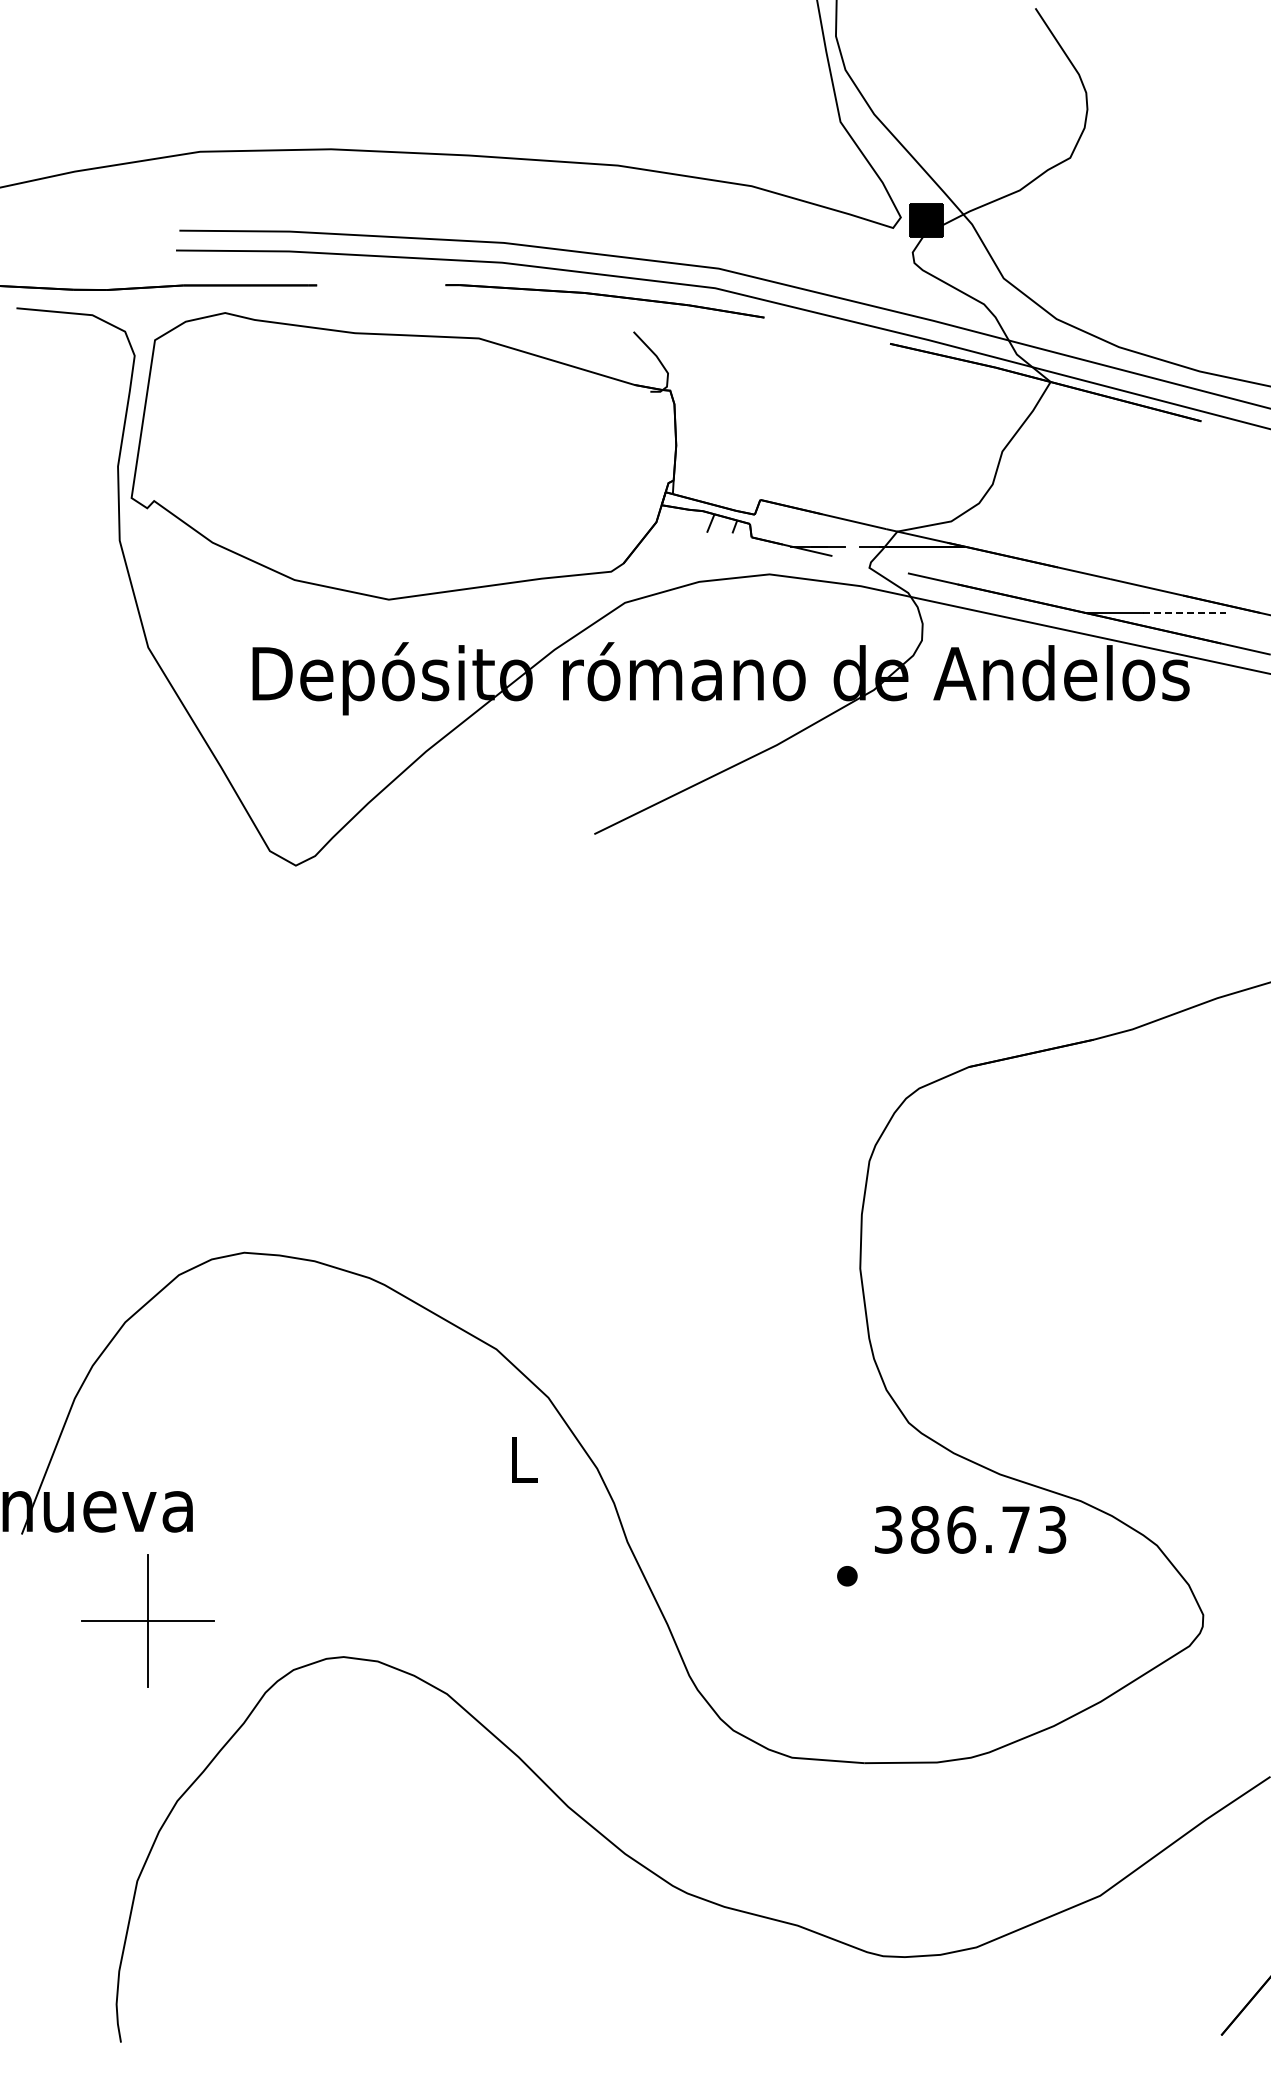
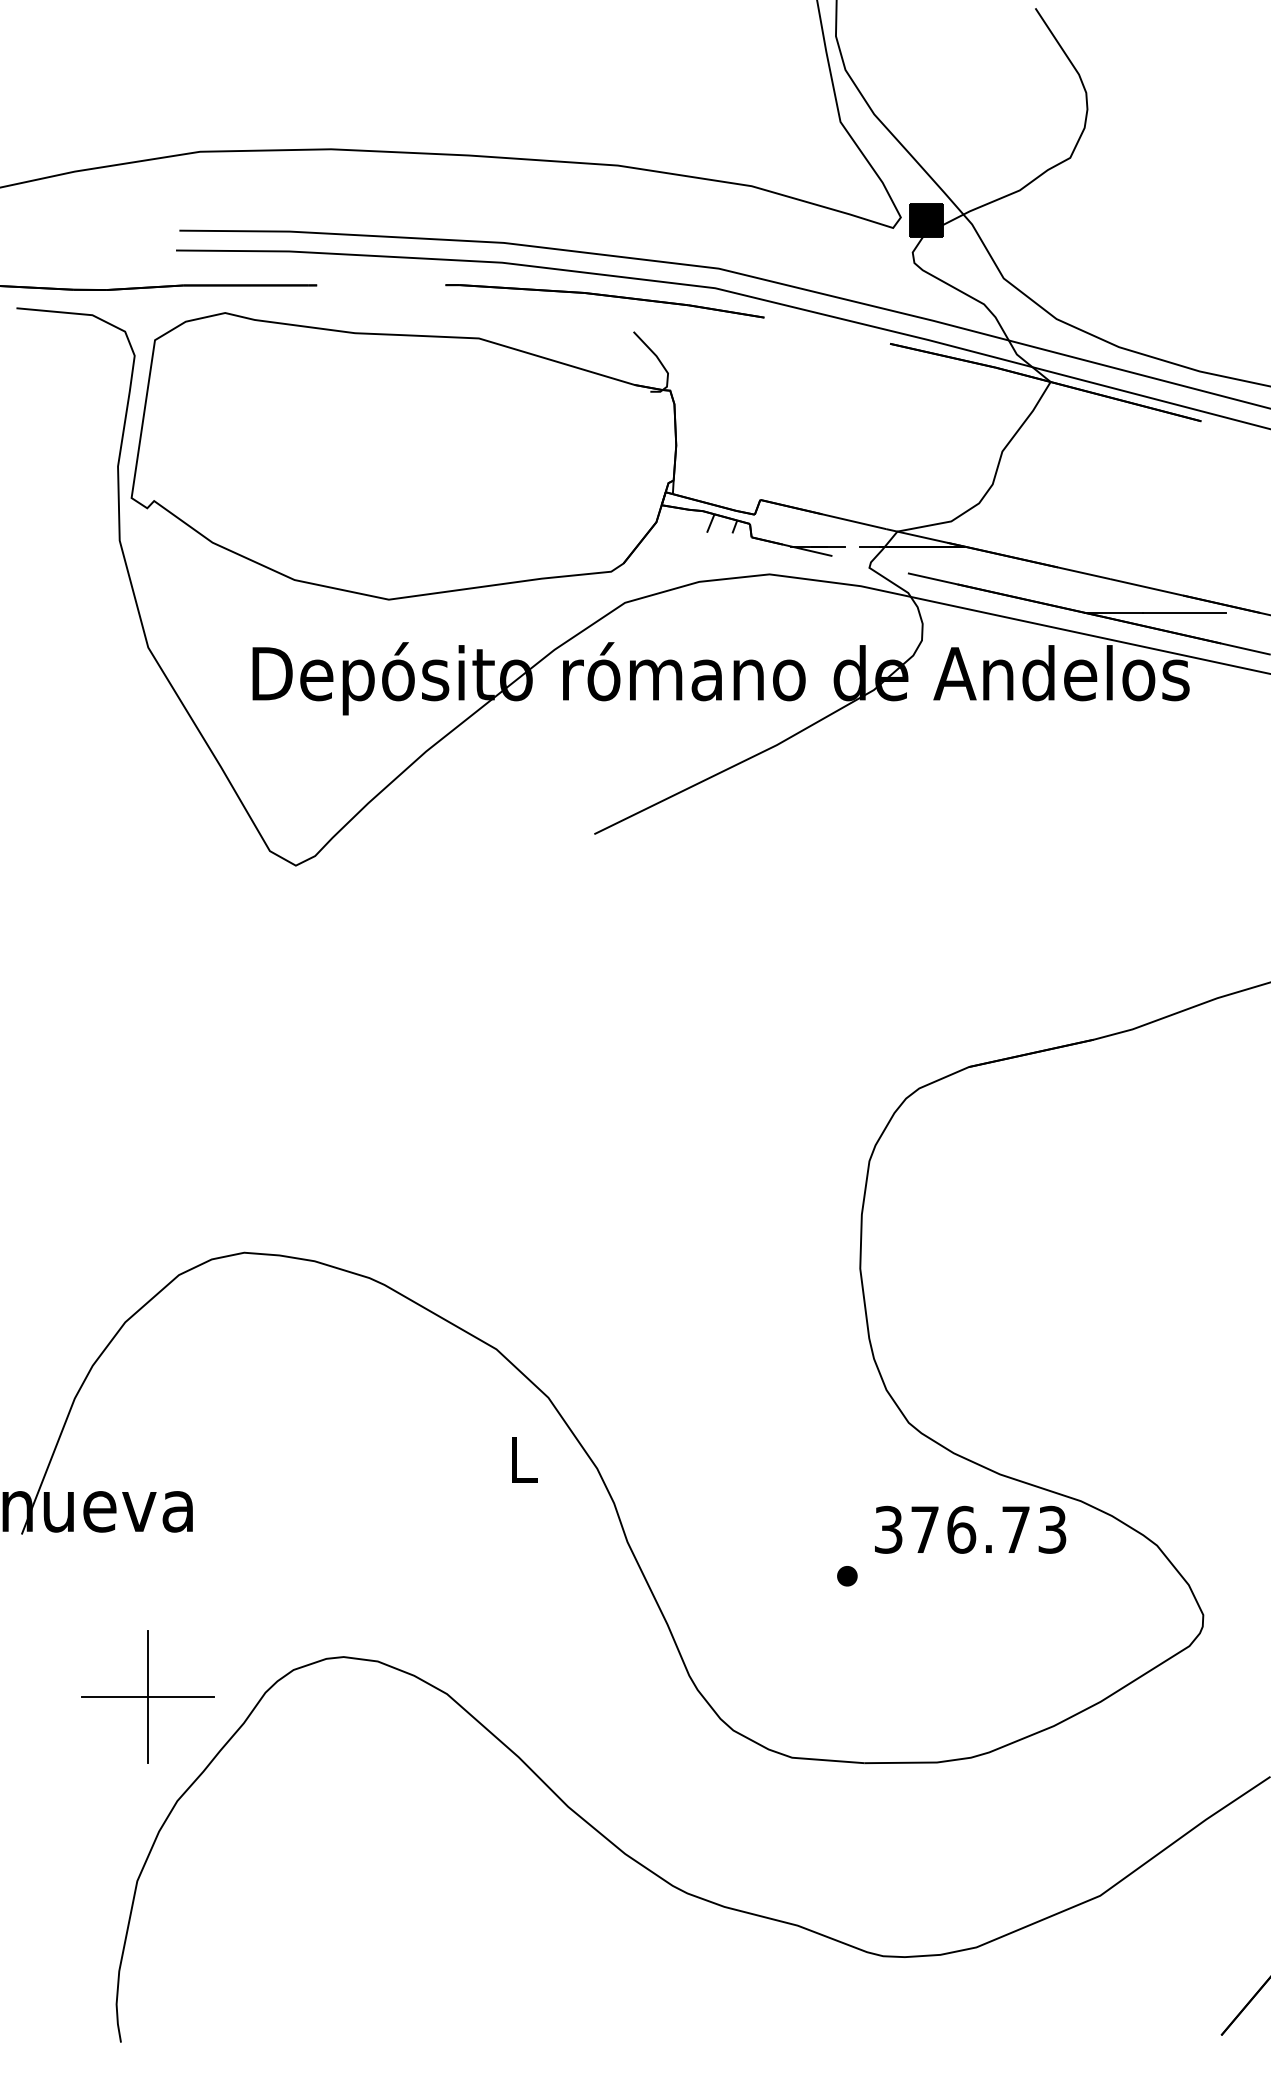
line: dashed -> solid (1184, 612)
text: 386.73 -> 376.73 (924, 1529)
part position: (147, 1620) -> (147, 1696) (147, 1696)
